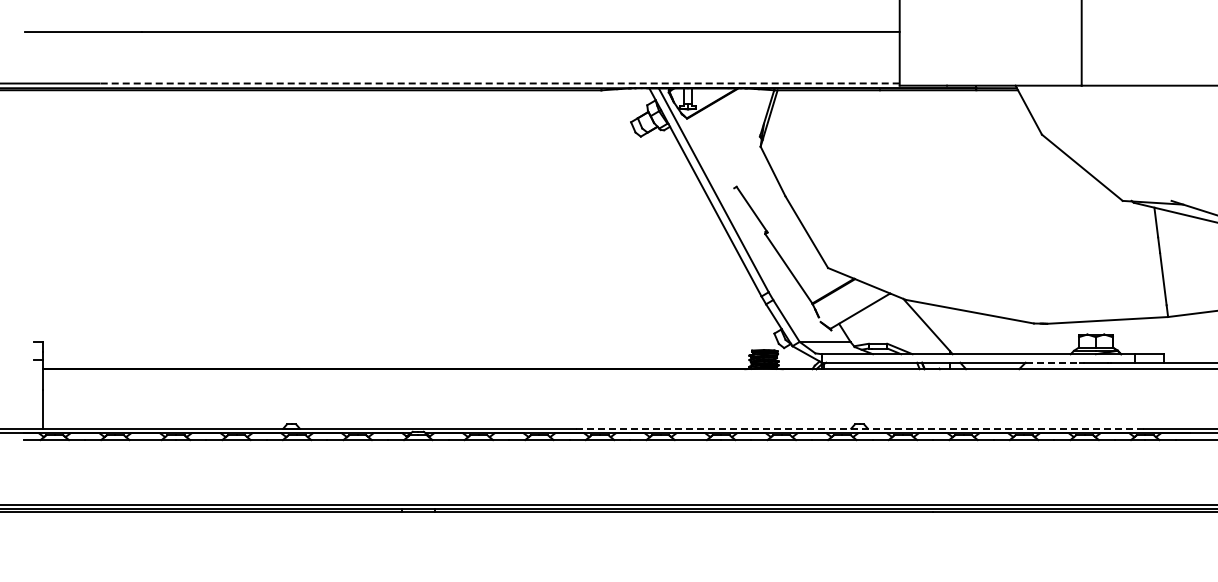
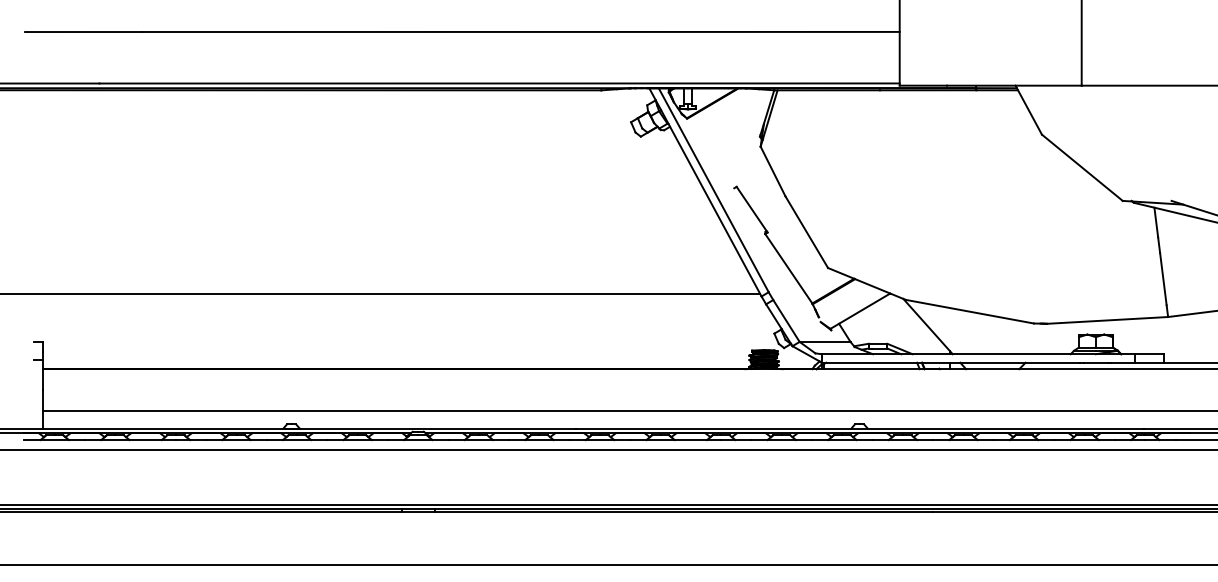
line: dashed -> solid (499, 83)
line: none -> present (381, 293)
line: dashed -> solid (1053, 362)
line: none -> present (628, 411)
line: dashed -> solid (859, 428)
line: none -> present (608, 449)
line: none -> present (608, 564)
